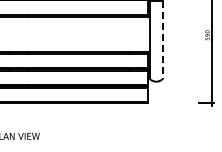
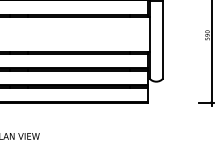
line: dashed -> solid (163, 39)
